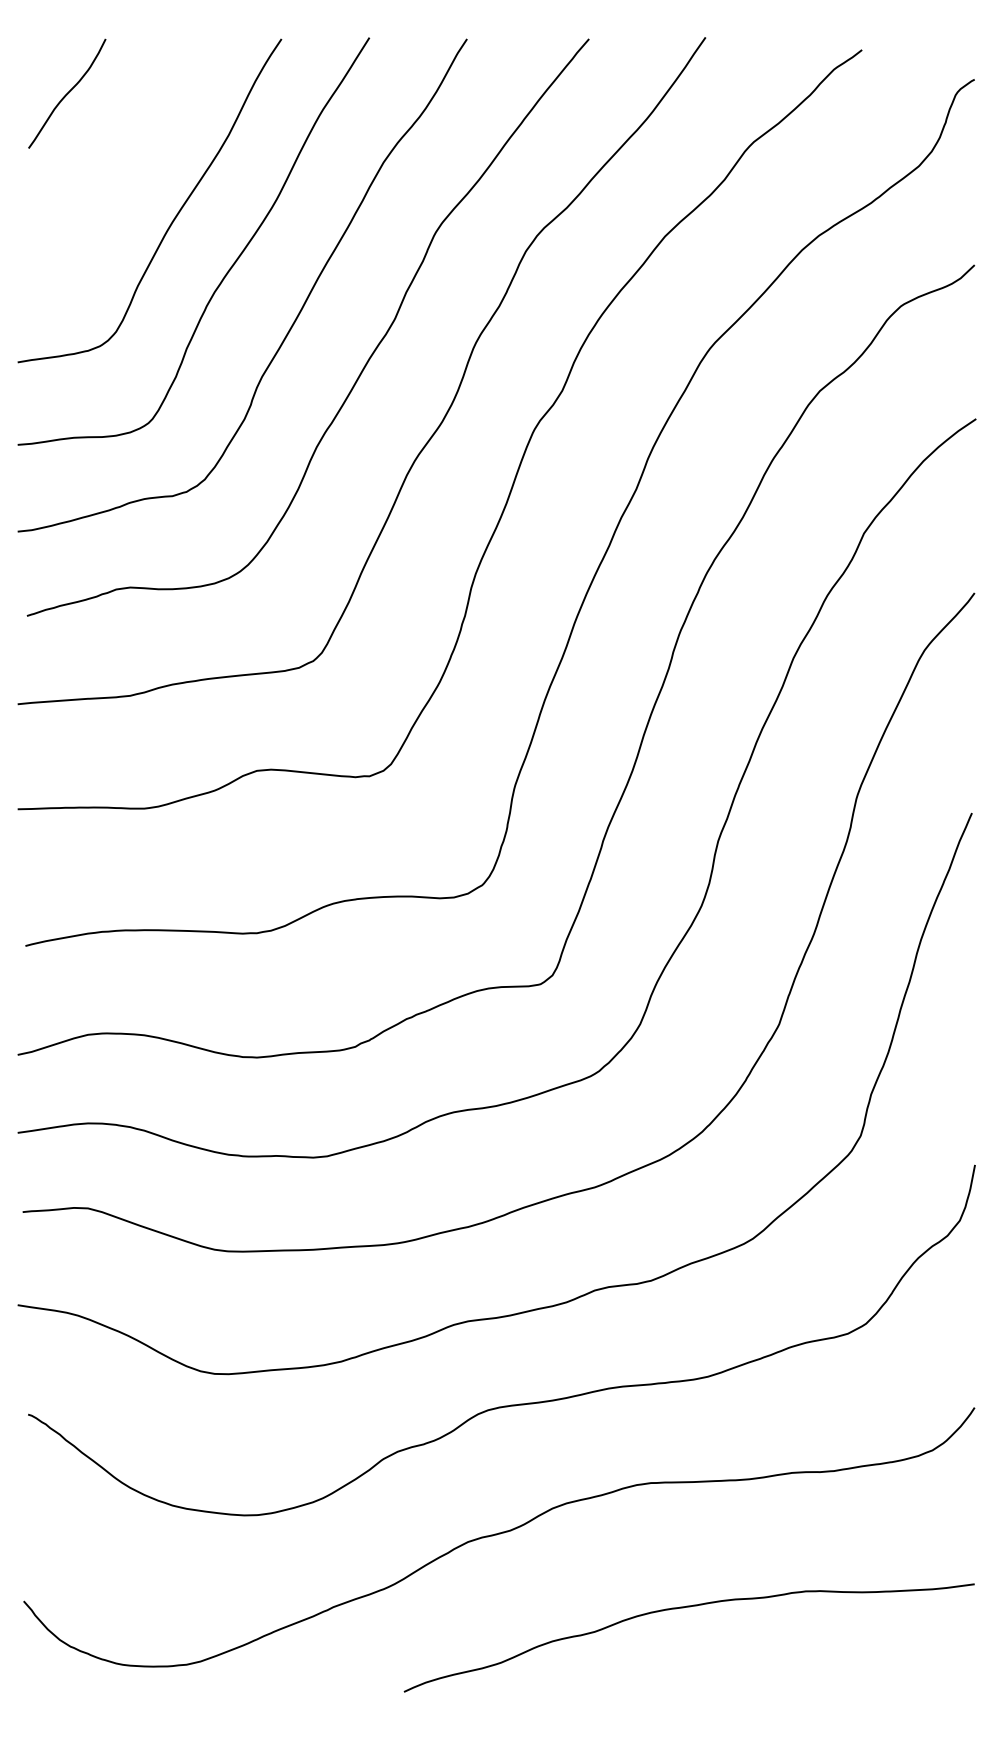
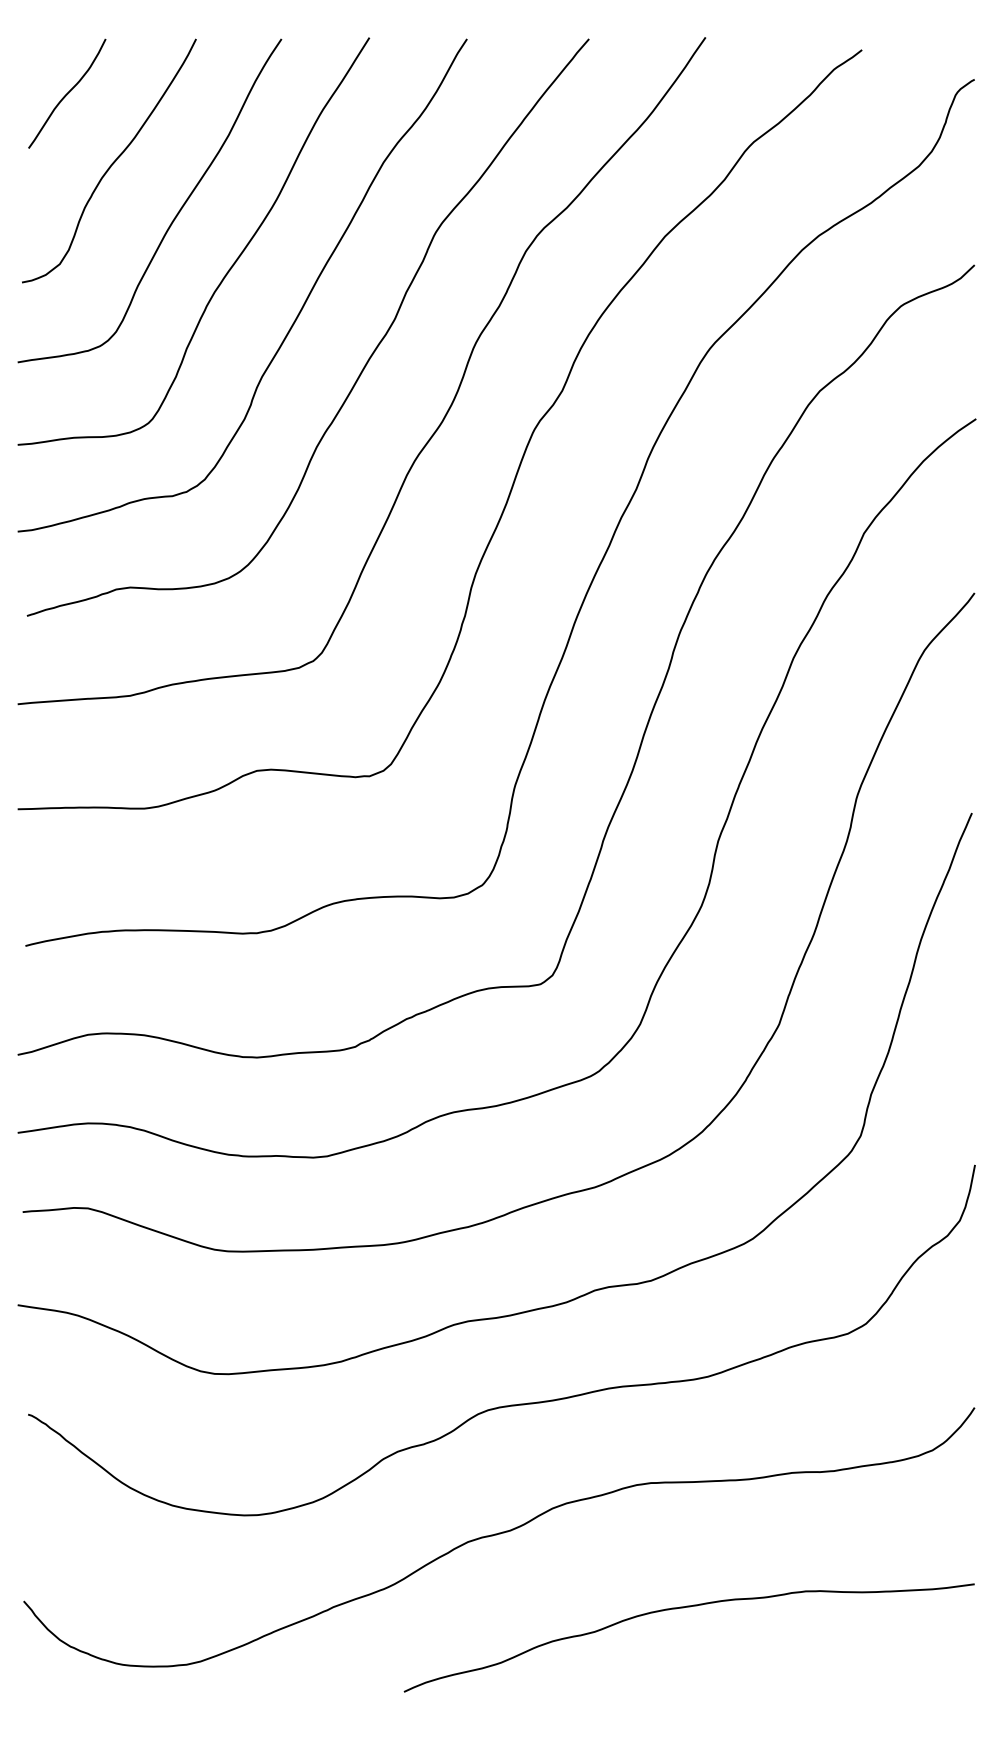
curve: none -> present (112, 162)
